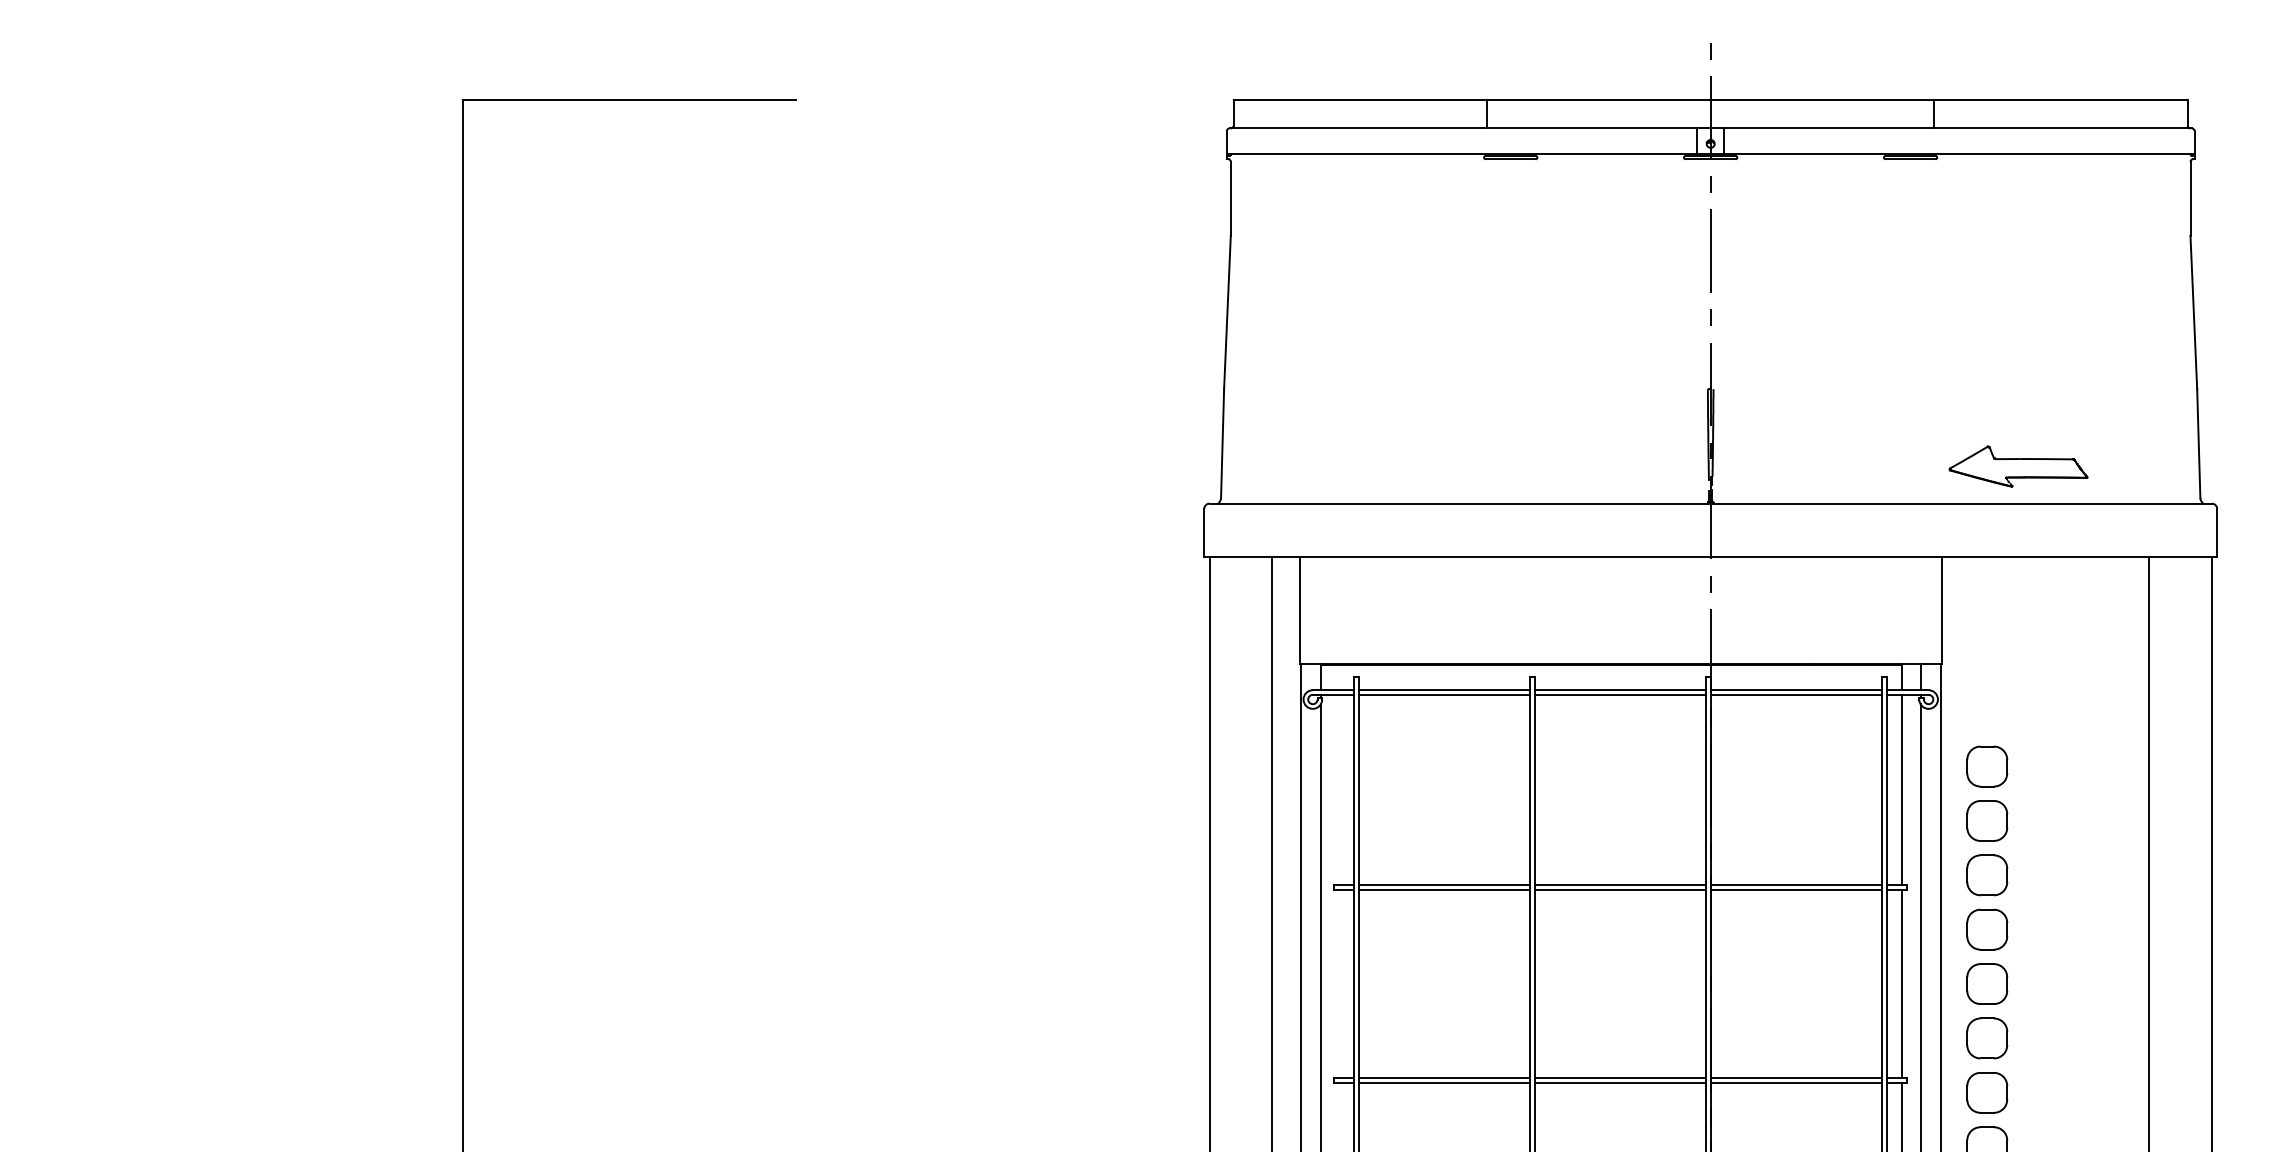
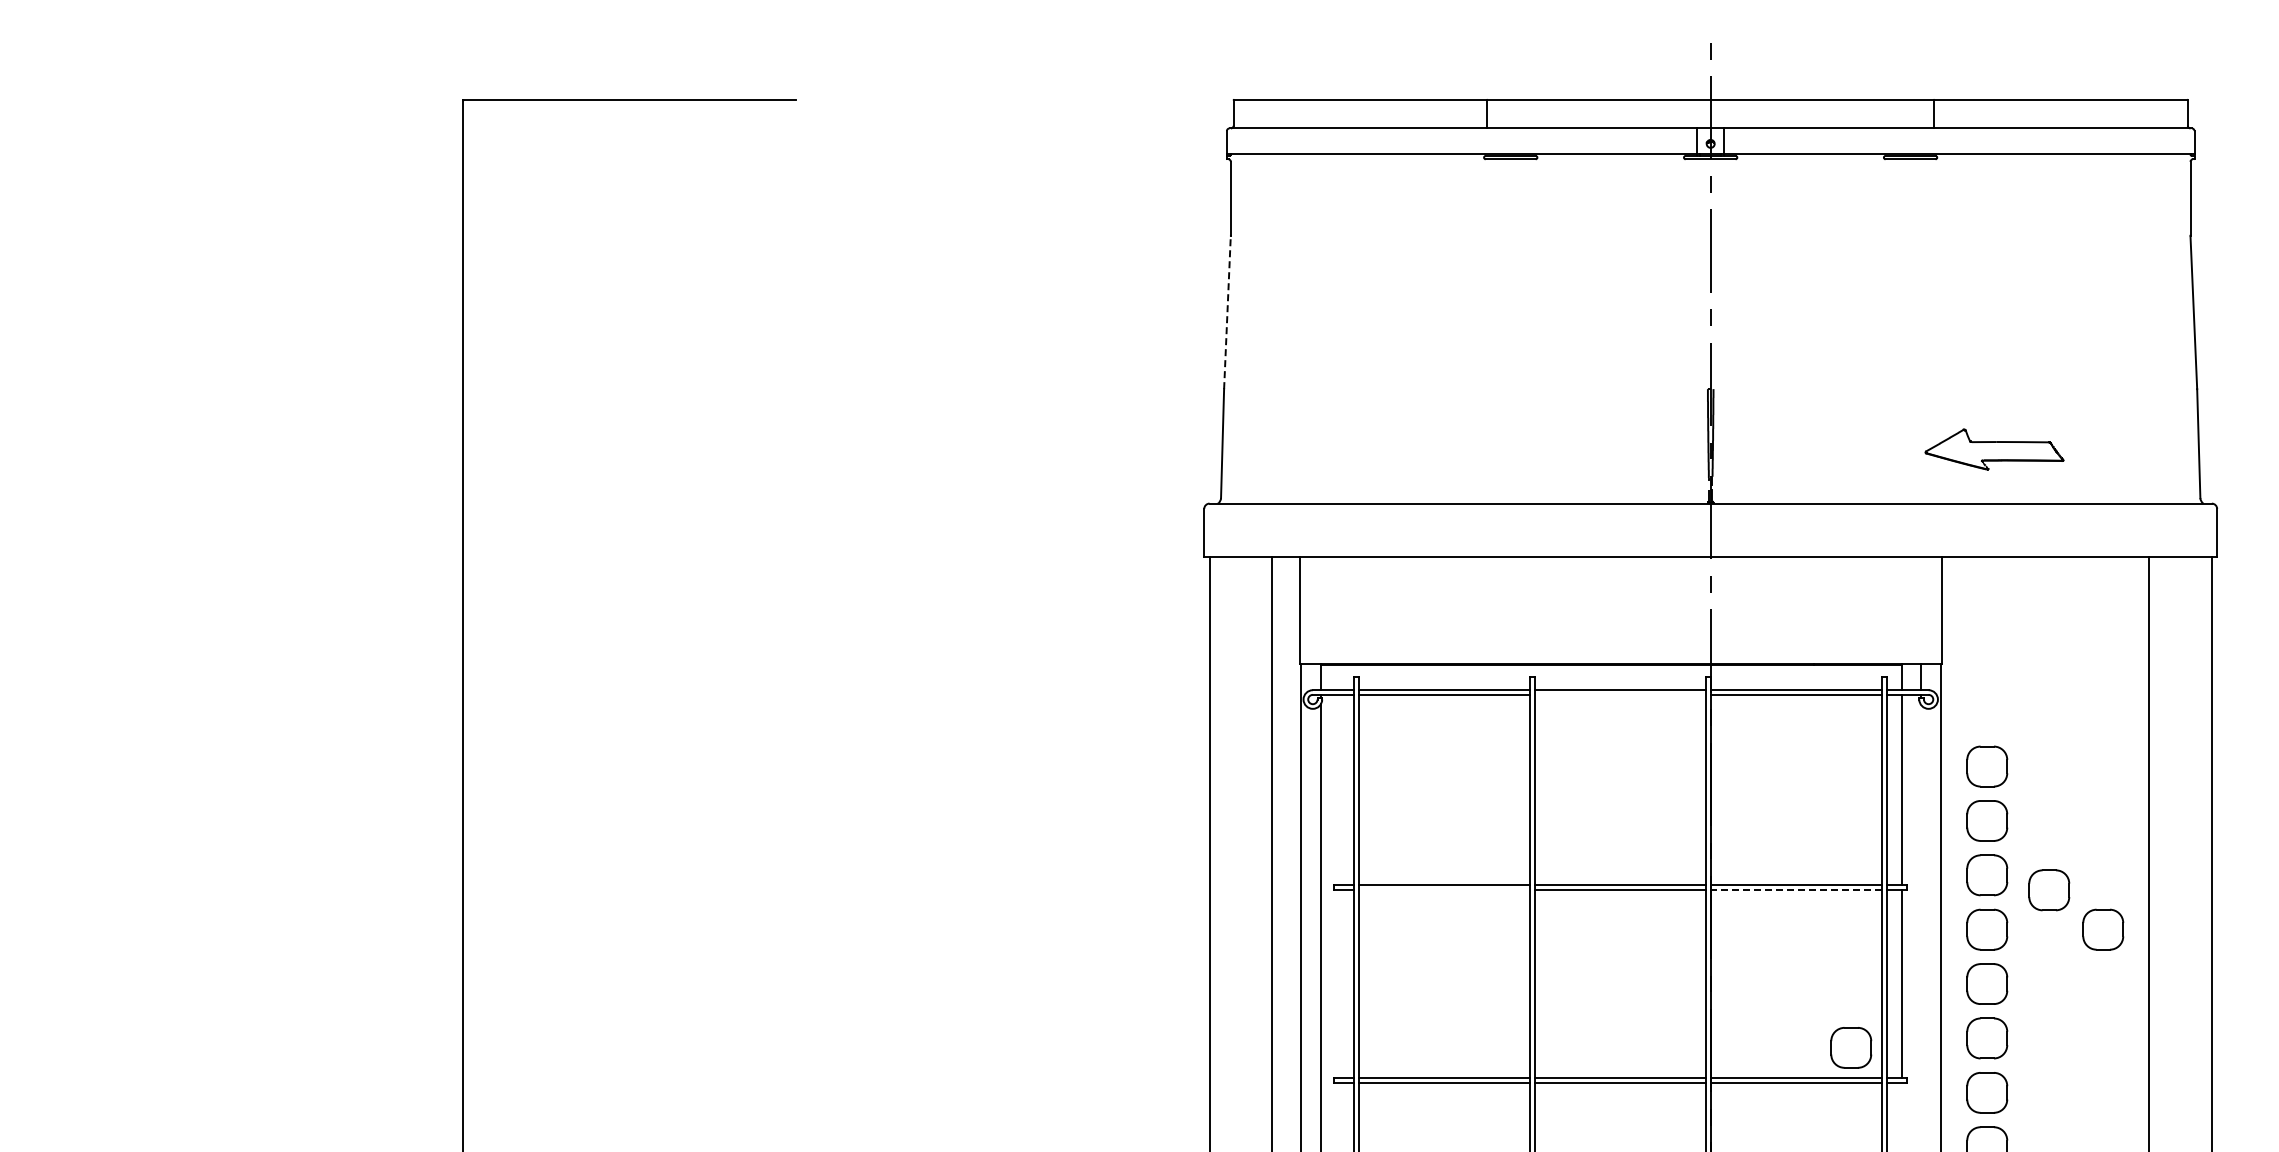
line: solid -> dashed (1227, 312)
part position: (2018, 466) -> (1994, 449) (1994, 449)
line: present -> none (1620, 694)
line: present -> none (1444, 889)
line: solid -> dashed (1796, 889)
part: none -> present (2049, 890)
line: present -> none (1920, 926)
part: none -> present (2103, 929)
part: none -> present (1851, 1047)
line: present -> none (1901, 1115)
